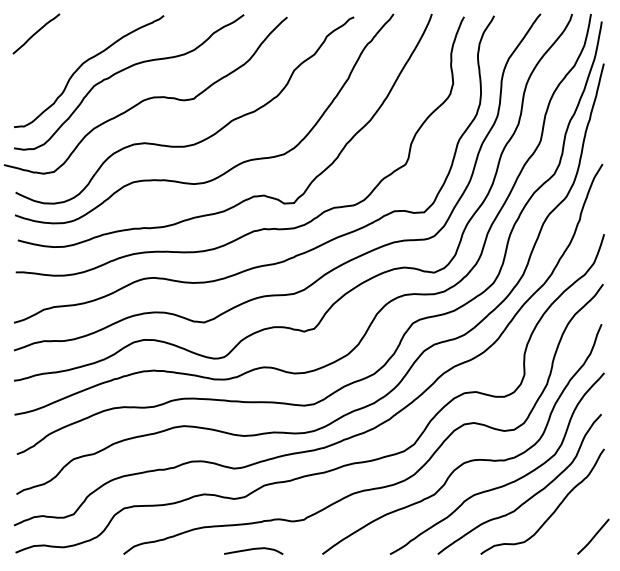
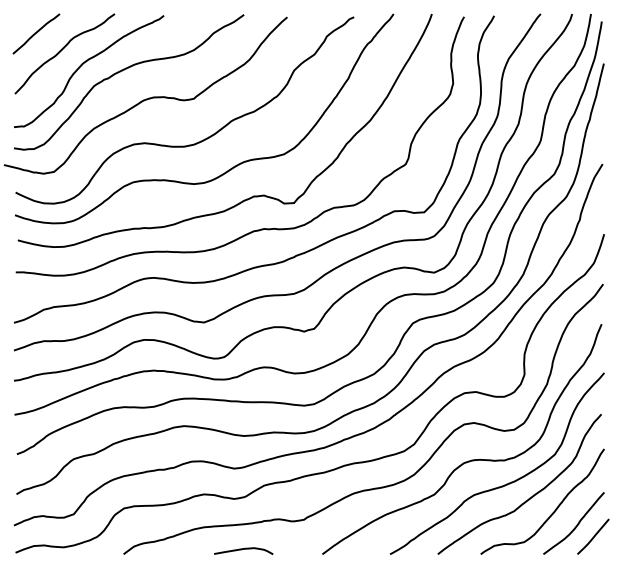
curve: none -> present (62, 50)
curve: none -> present (576, 524)
curve position: (253, 549) -> (243, 549) (243, 549)
